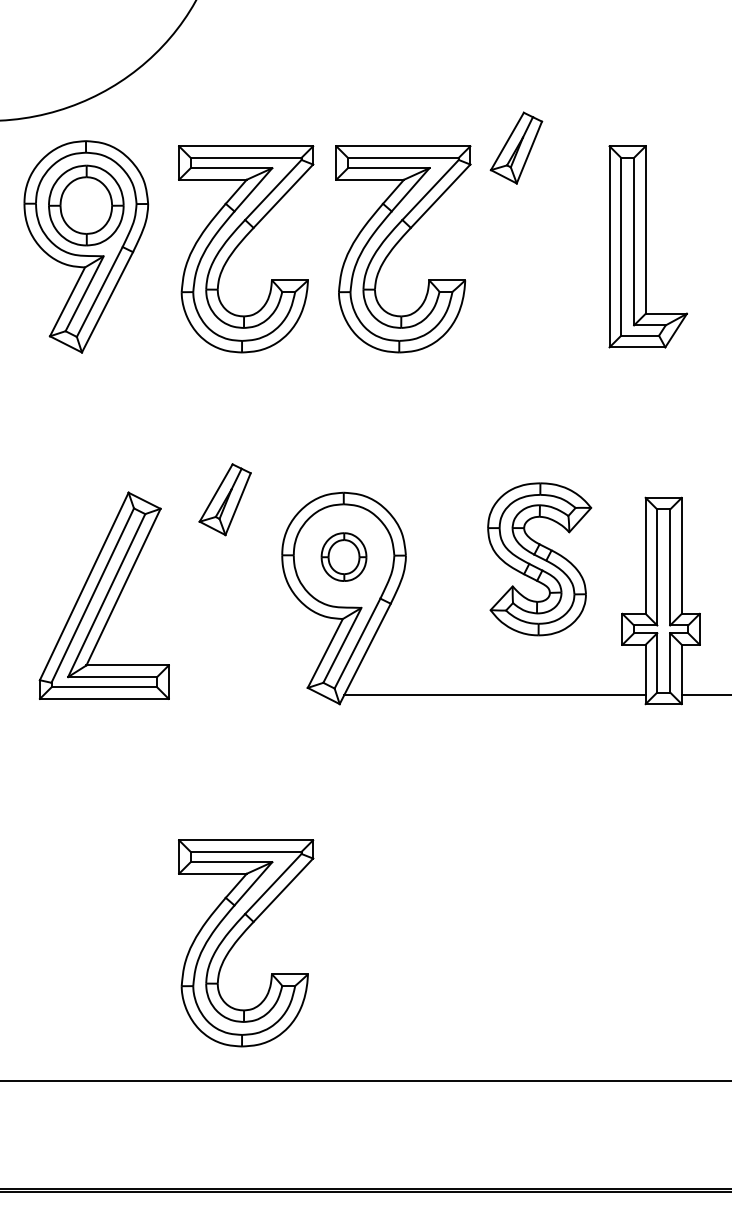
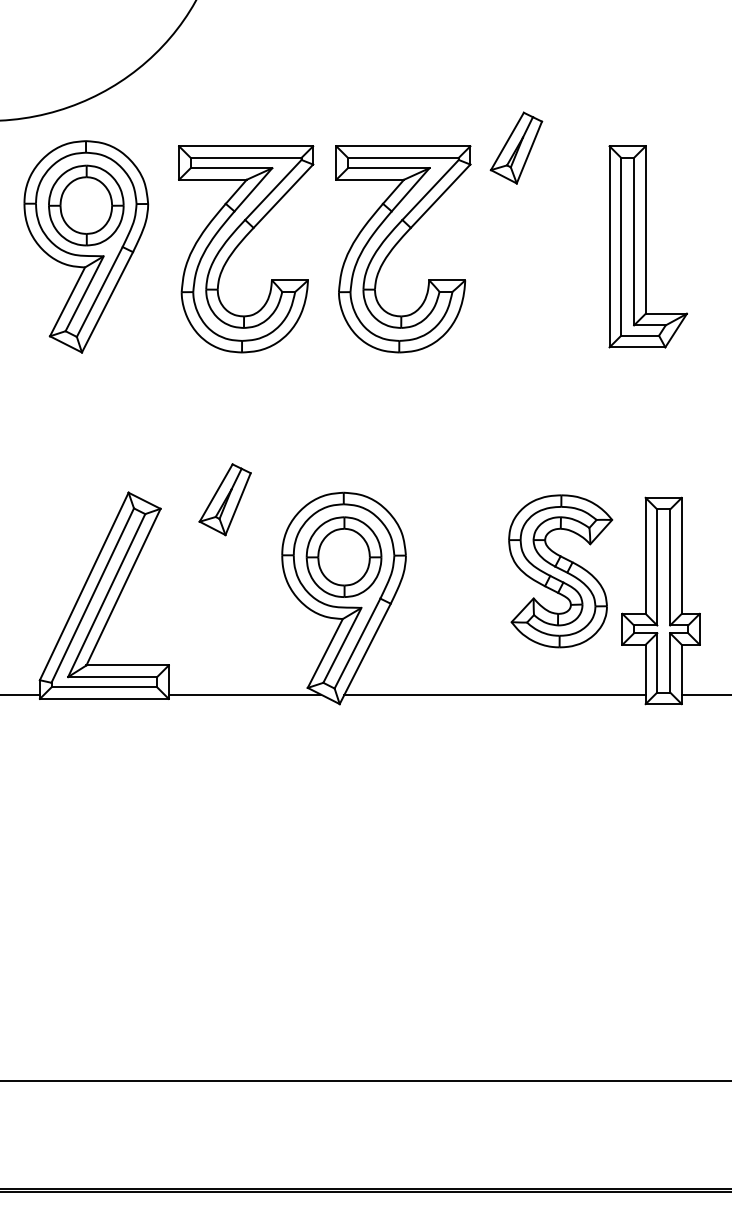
part size: 48x50 px -> 78x82 px (343, 556)
part position: (539, 559) -> (560, 571) (560, 571)
line: none -> present (20, 694)
line: none -> present (244, 694)
part: present -> none (240, 938)
